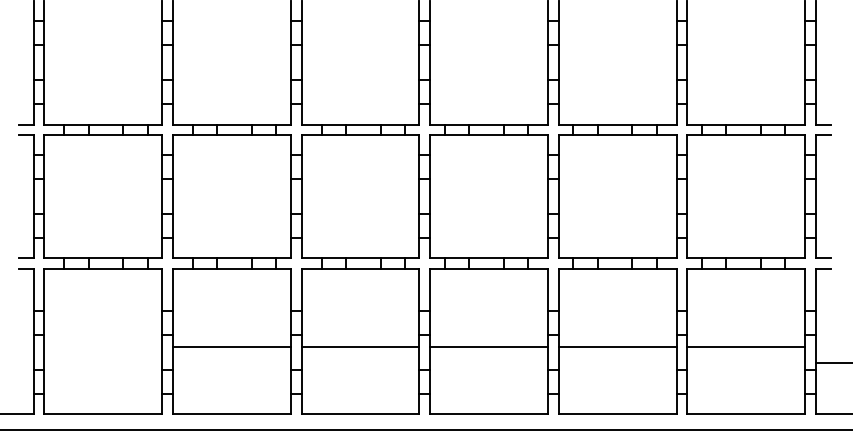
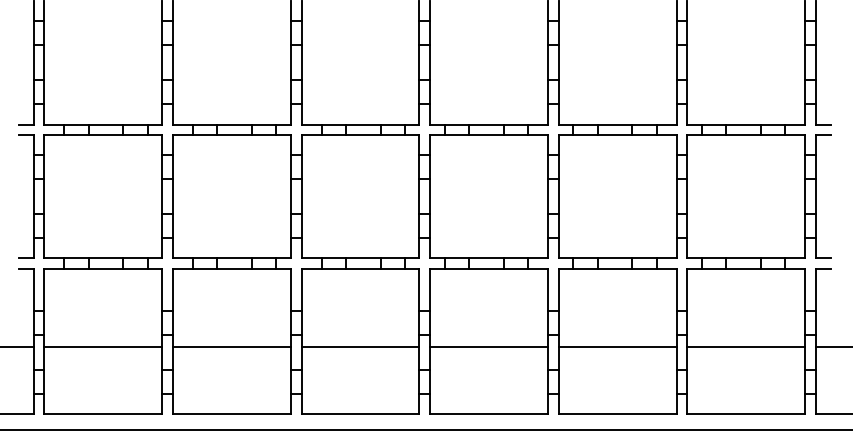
line: none -> present (17, 347)
line: none -> present (103, 347)
line position: (832, 363) -> (832, 347) (832, 347)
